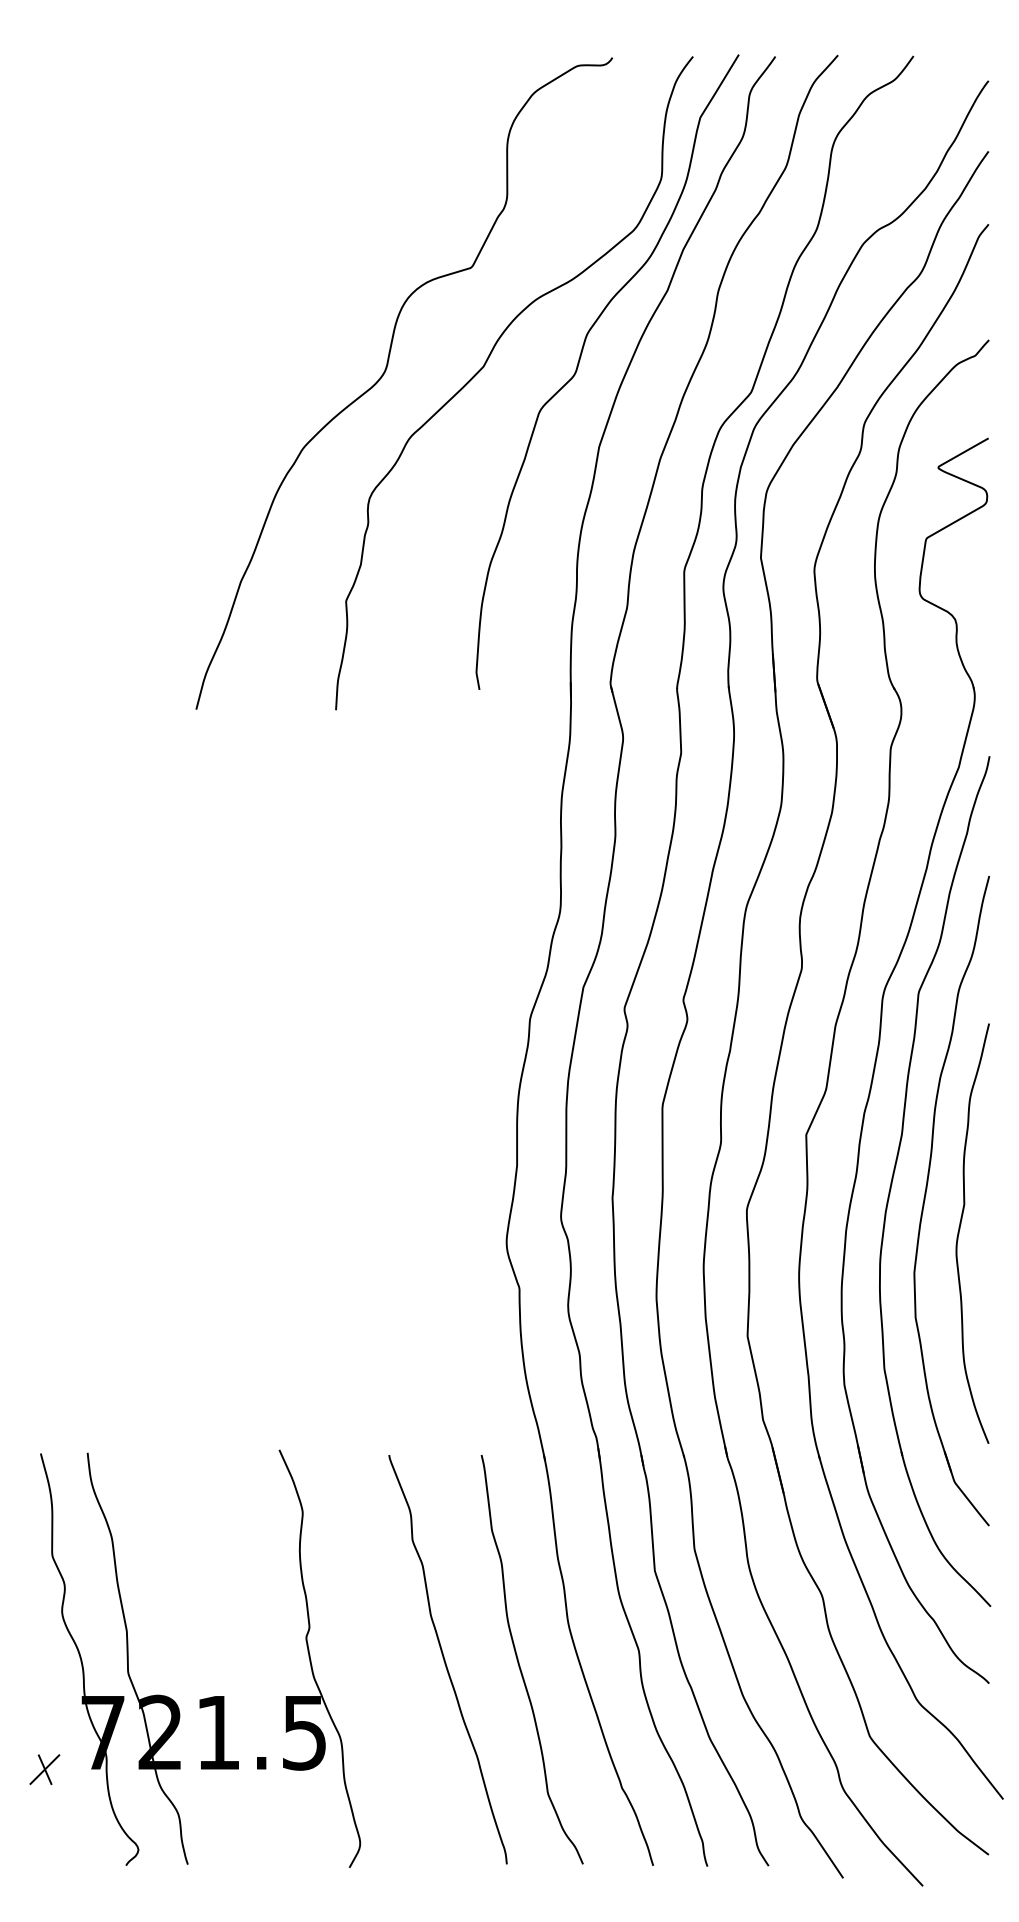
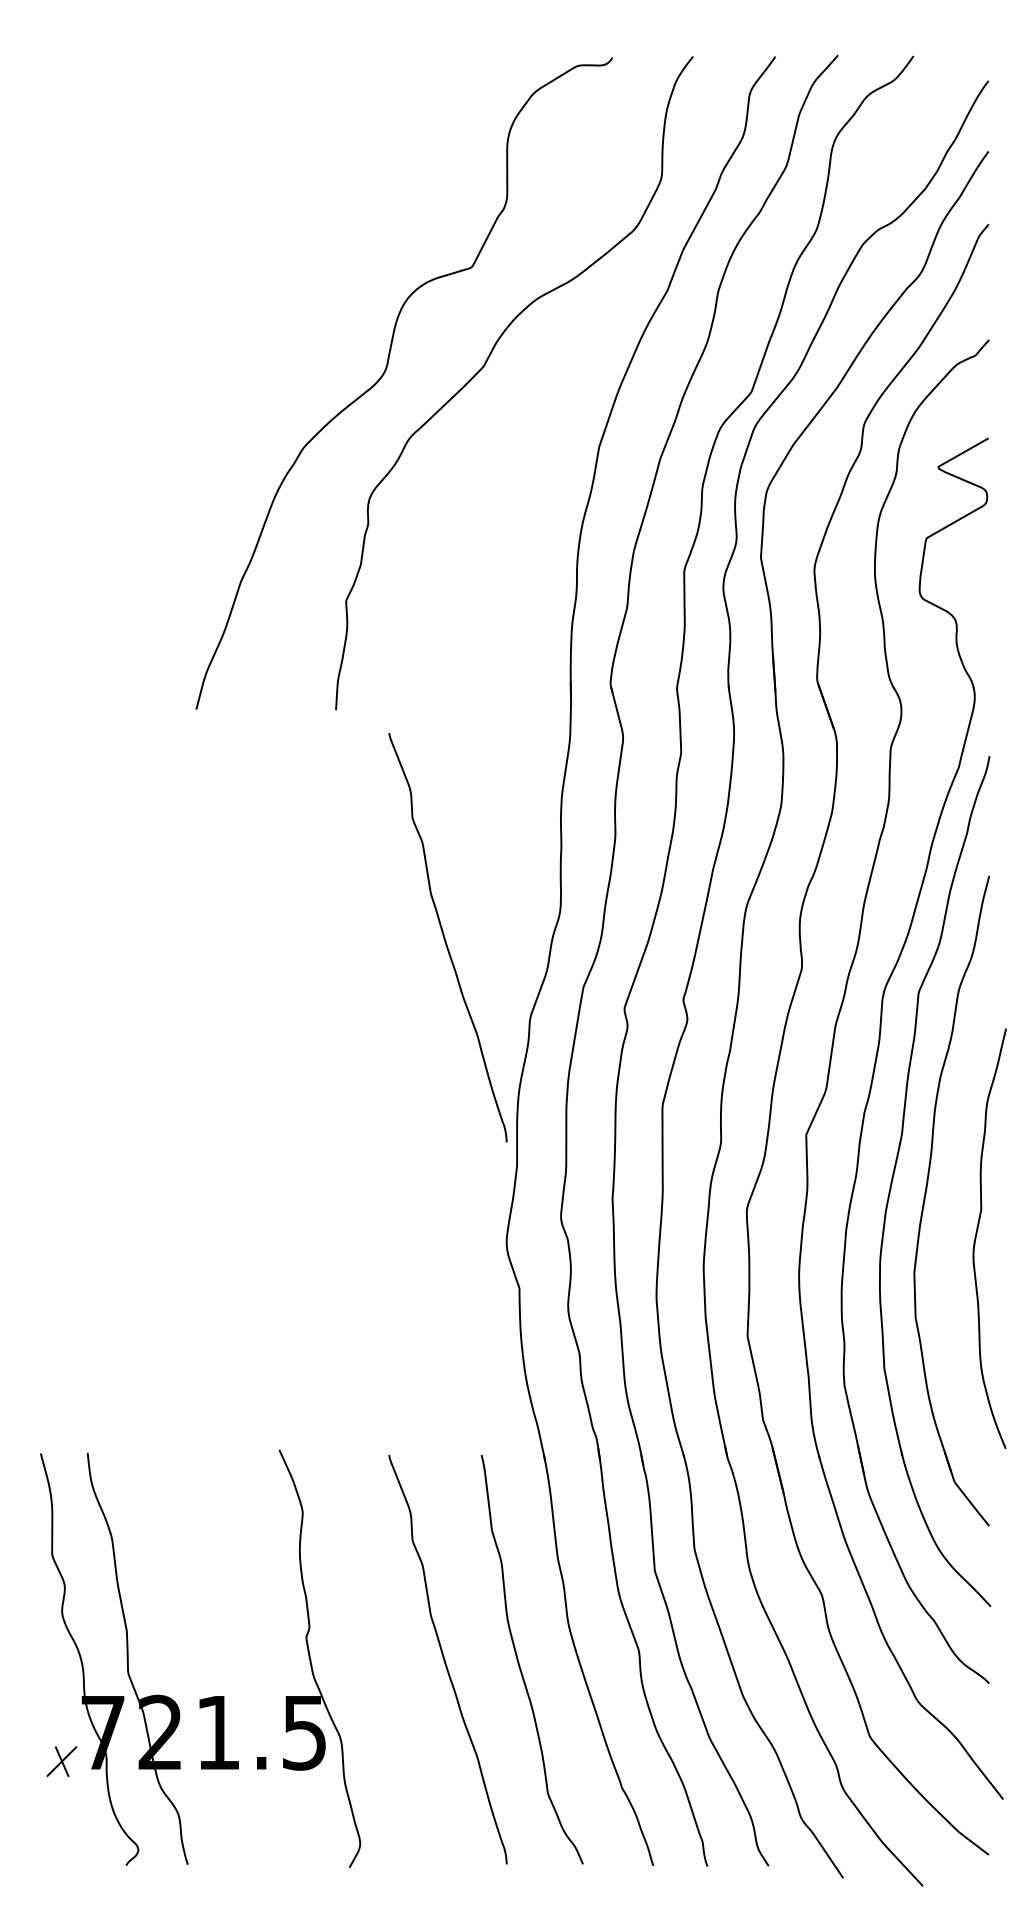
curve: present -> none (579, 364)
curve: none -> present (445, 937)
curve position: (960, 1229) -> (977, 1234) (977, 1234)
part position: (44, 1769) -> (61, 1761) (61, 1761)
